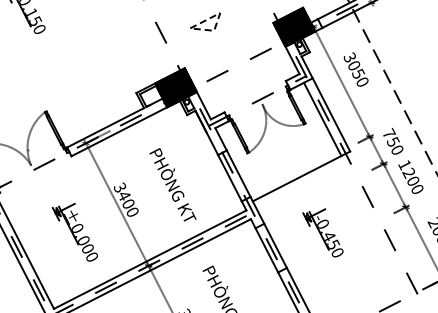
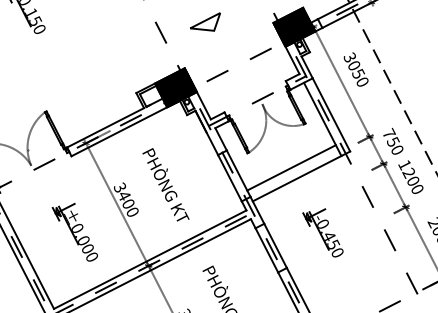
line: dashed -> solid (218, 17)
line: none -> present (291, 167)
text position: (172, 184) -> (165, 184) (165, 184)
